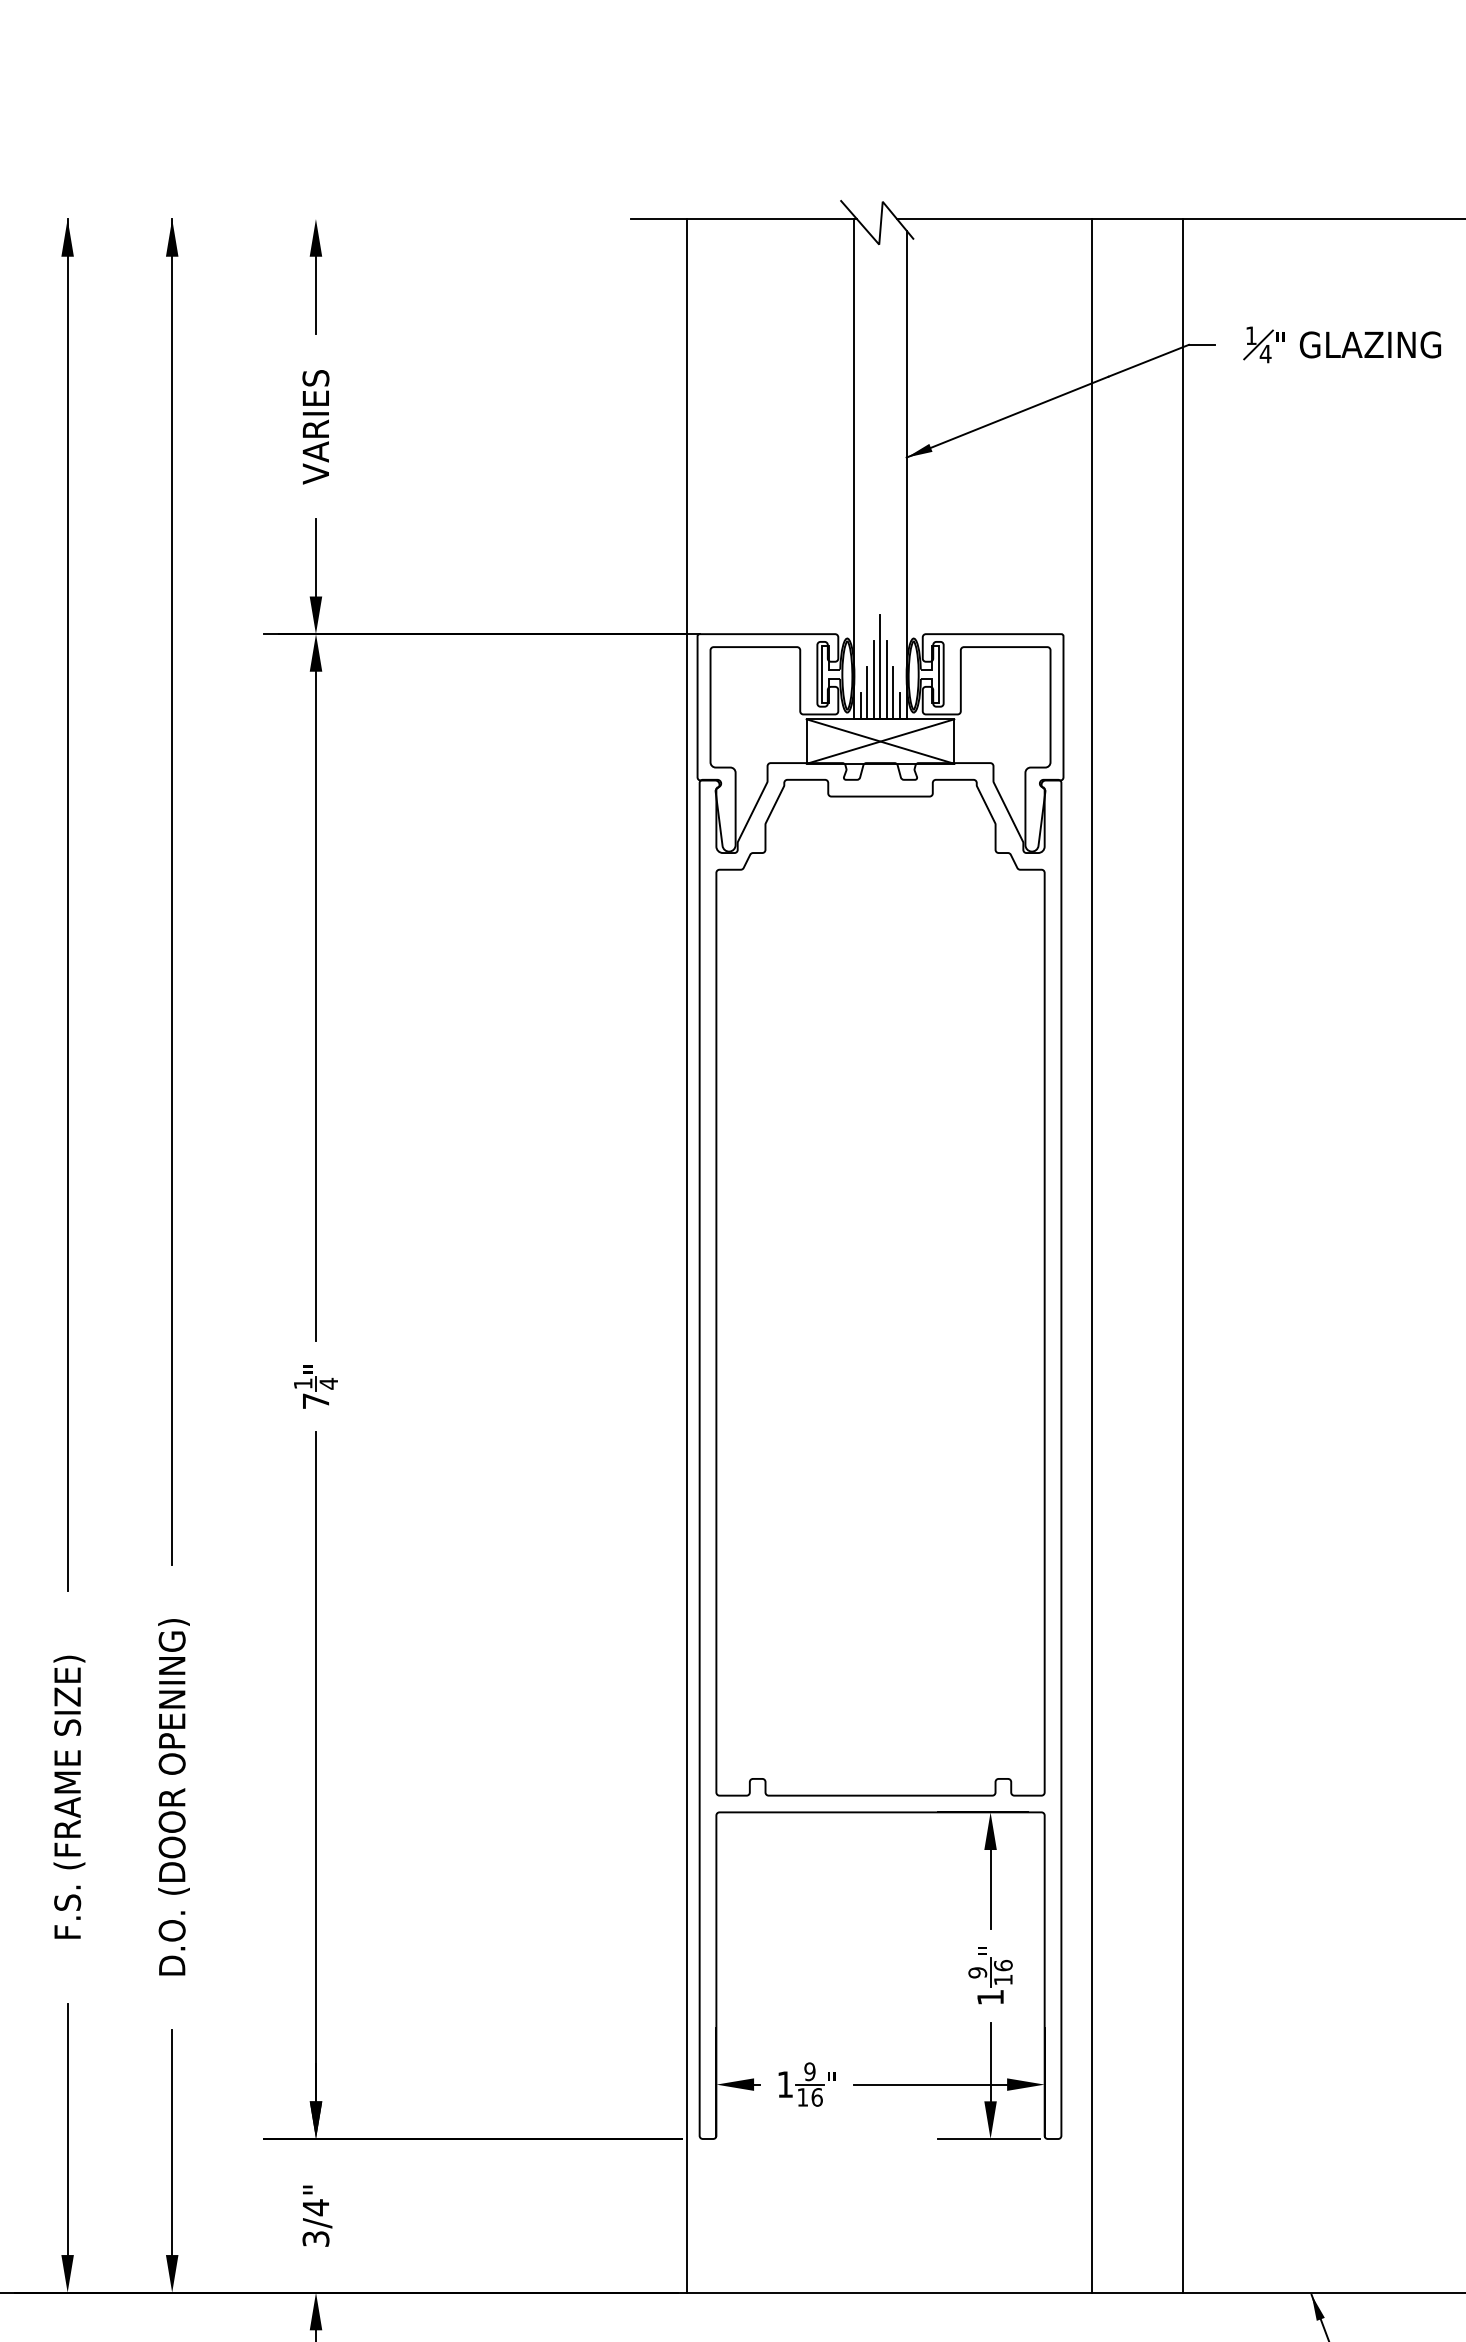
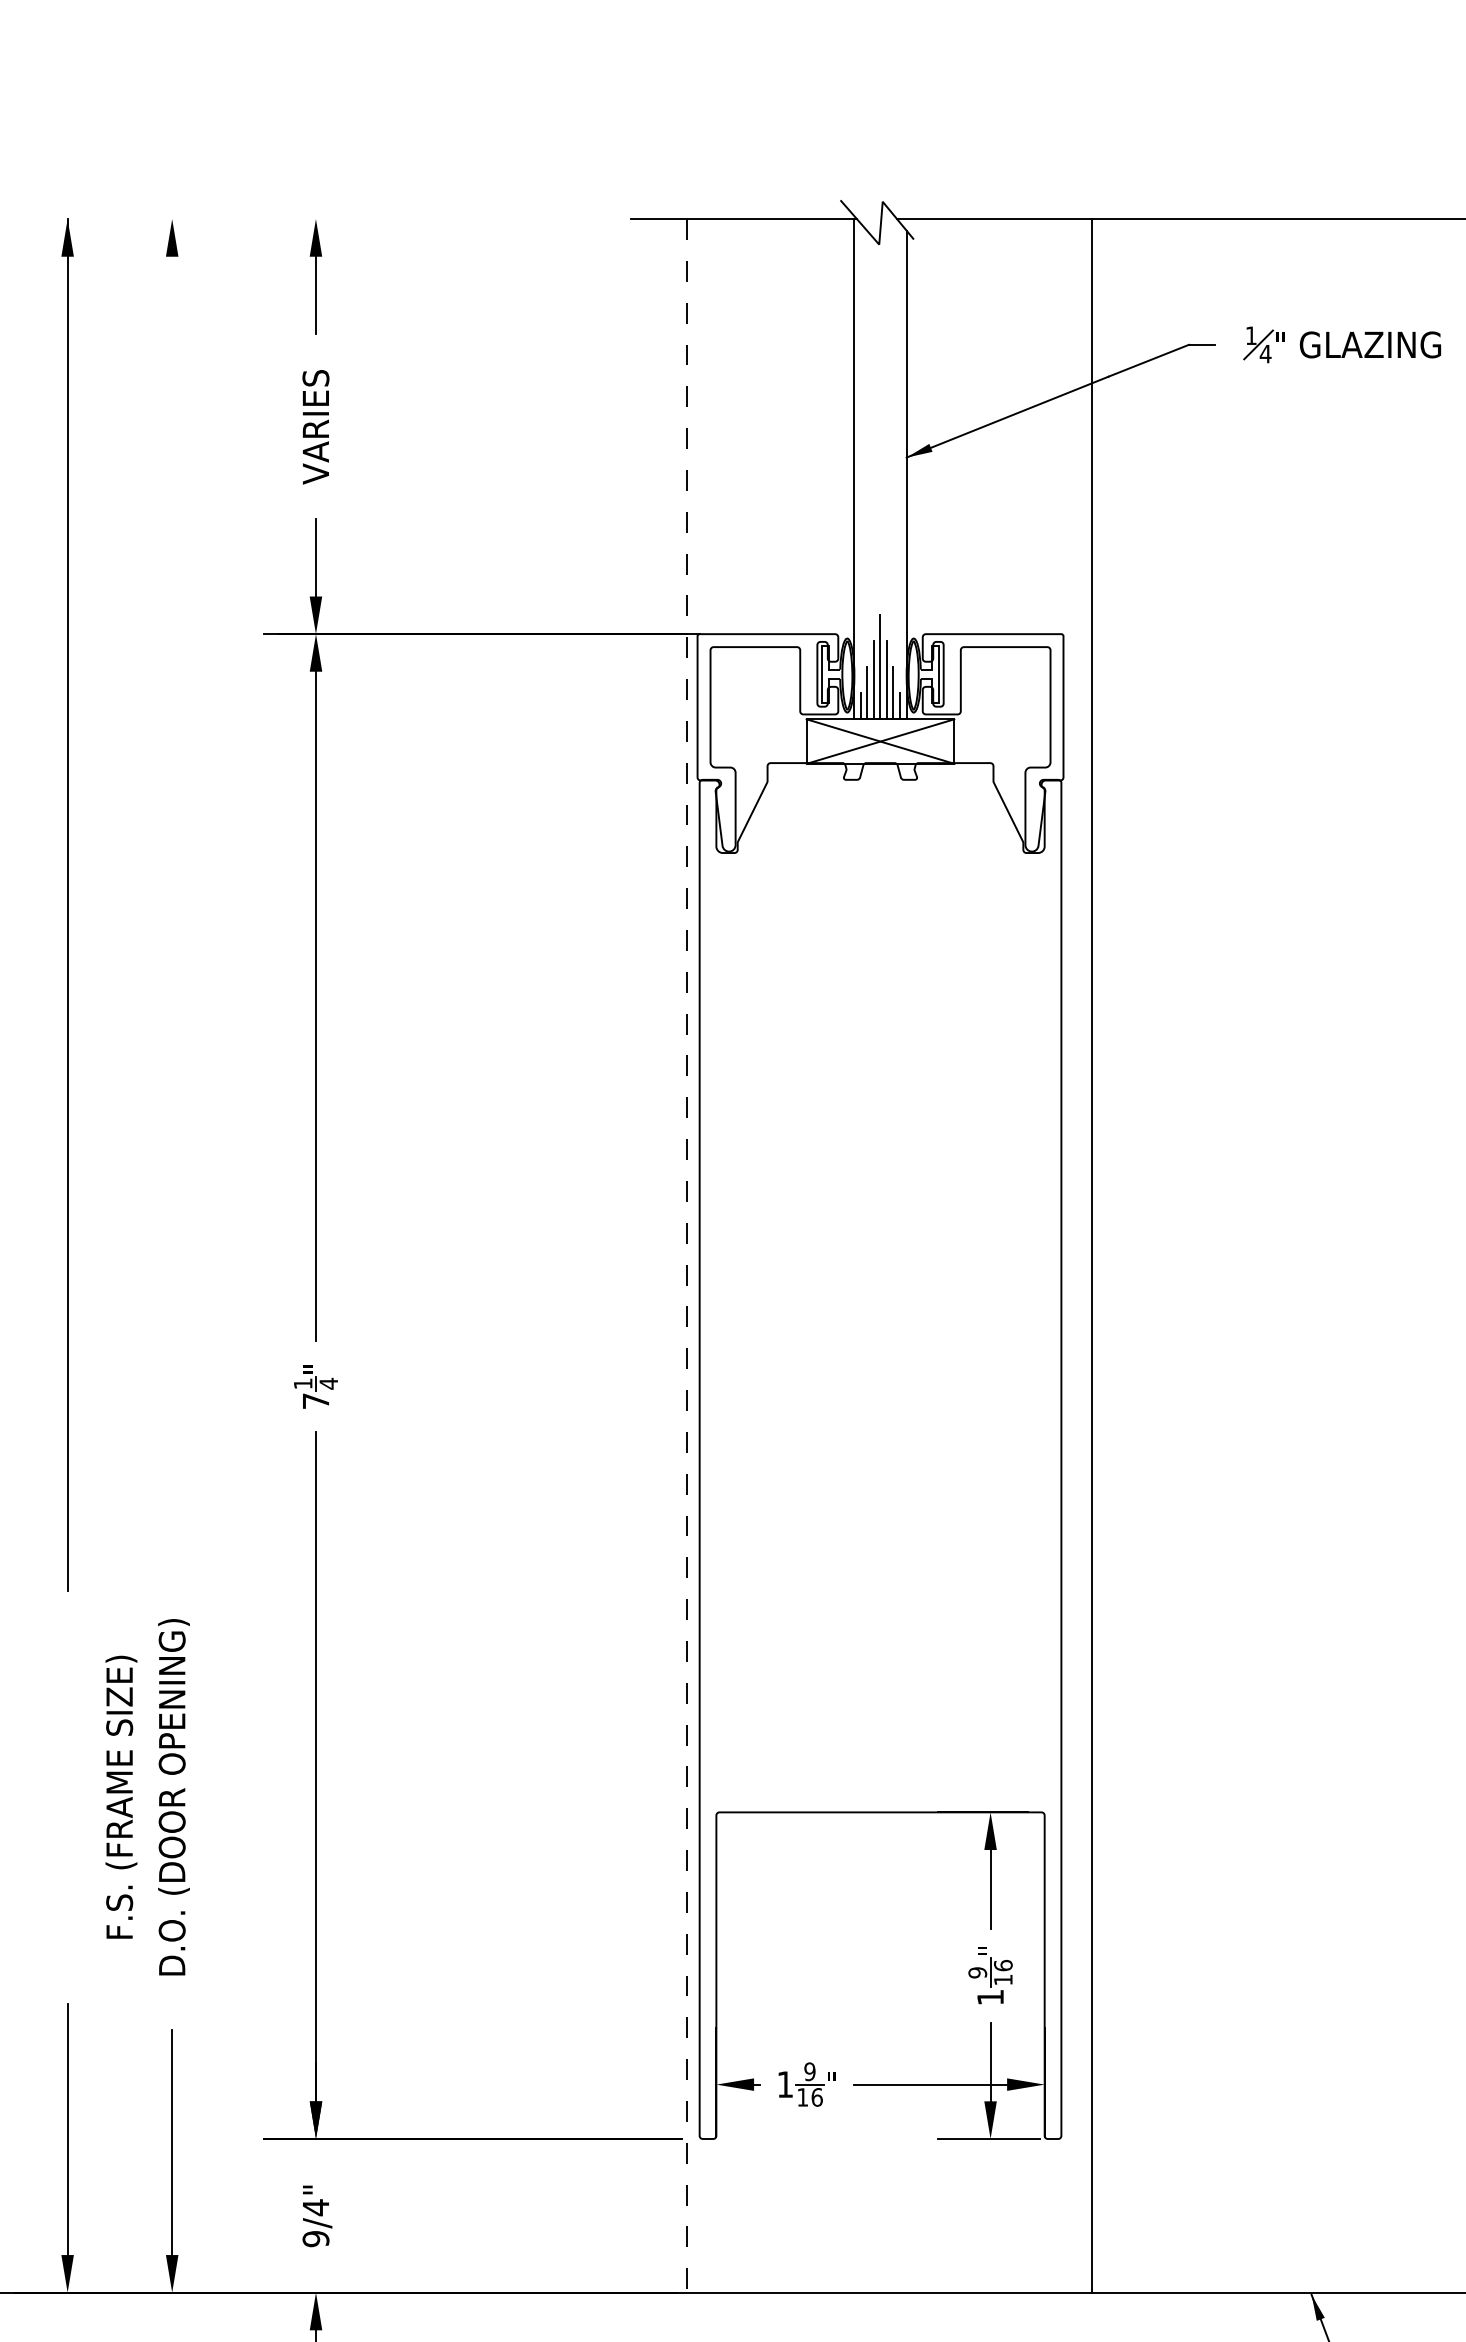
line: present -> none (172, 892)
line: solid -> dashed (686, 1255)
line: present -> none (1183, 1255)
part: present -> none (880, 1287)
text position: (69, 1796) -> (121, 1796) (121, 1796)
text: 3/4" -> 9/4" (315, 2239)
